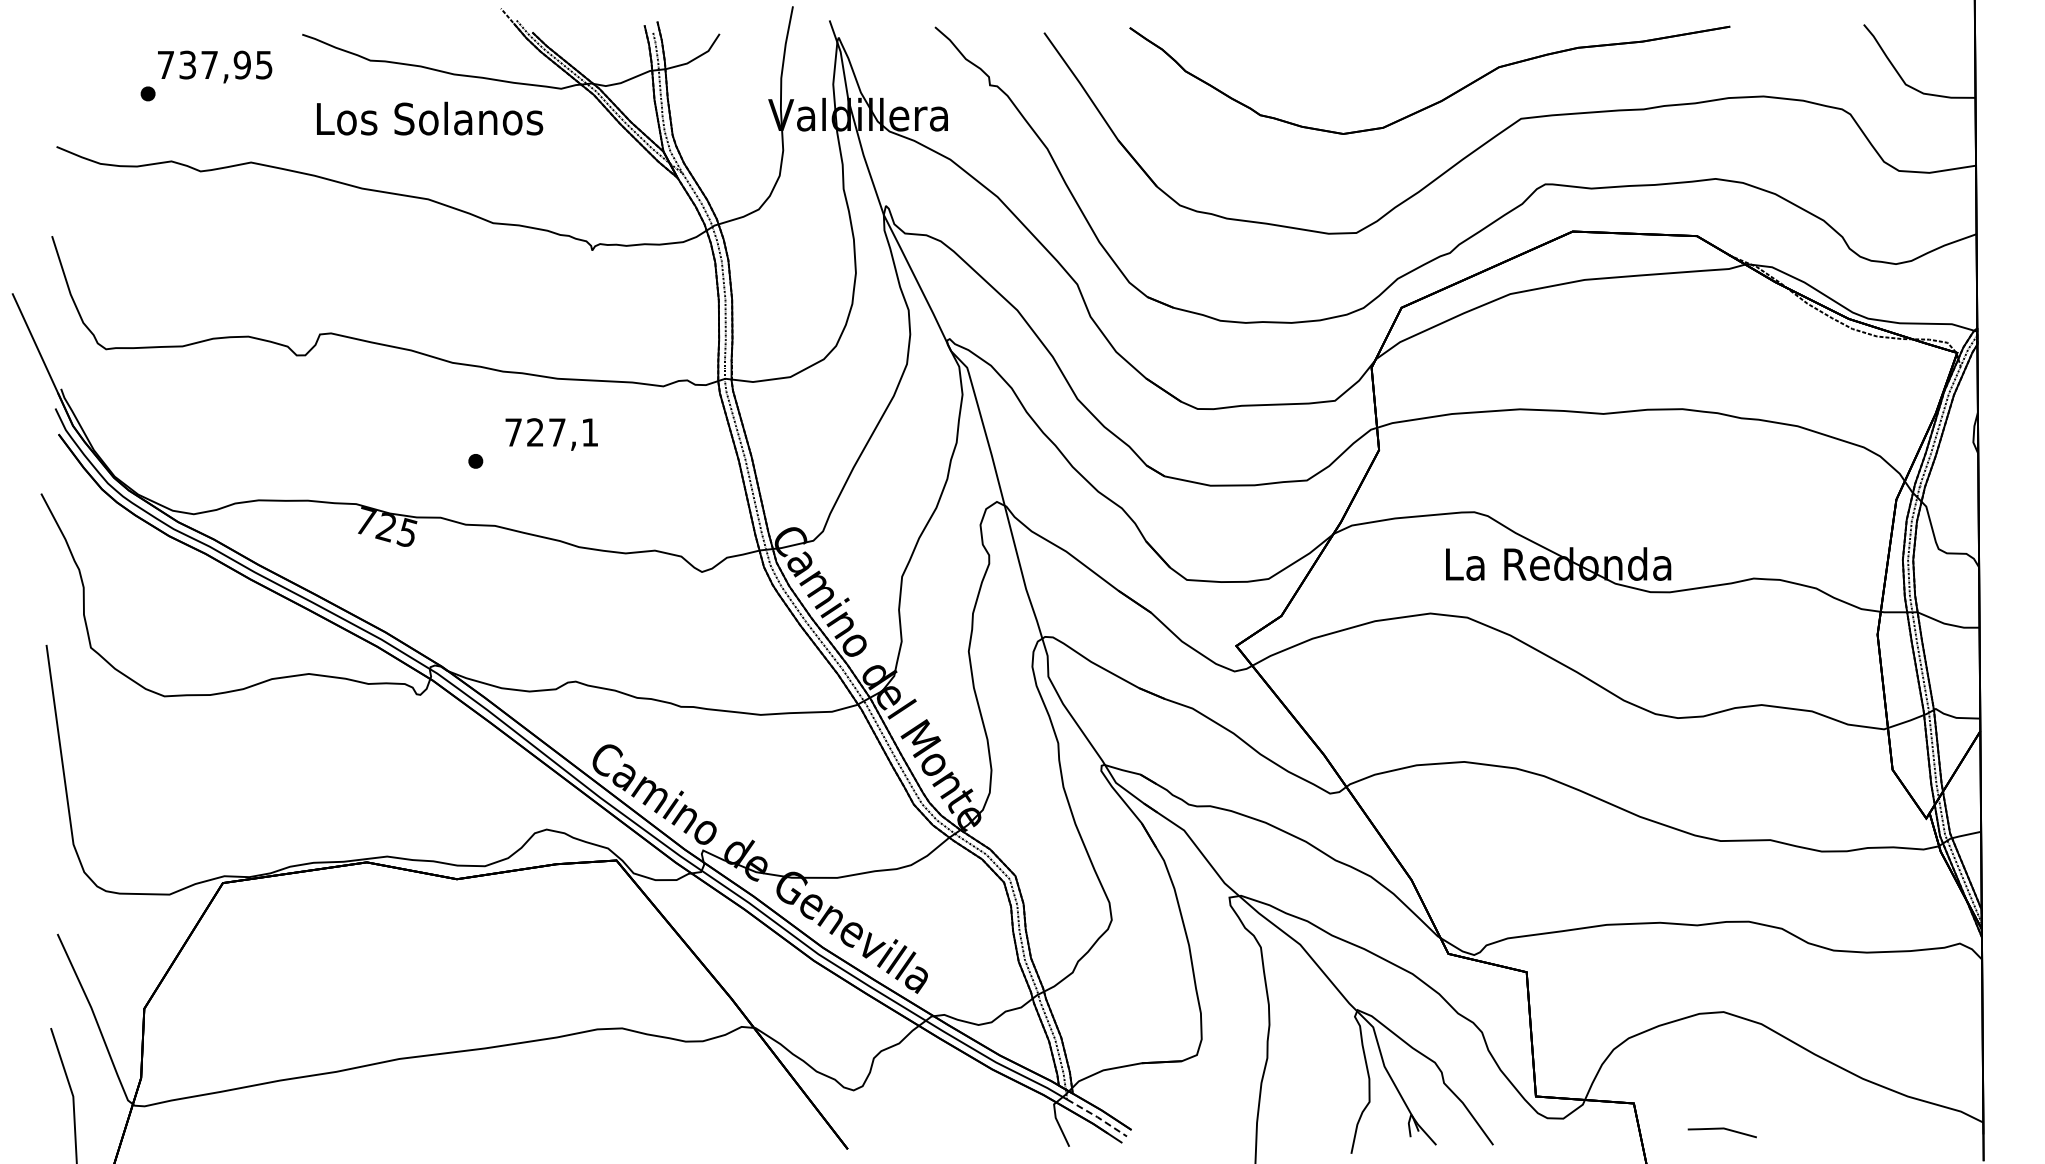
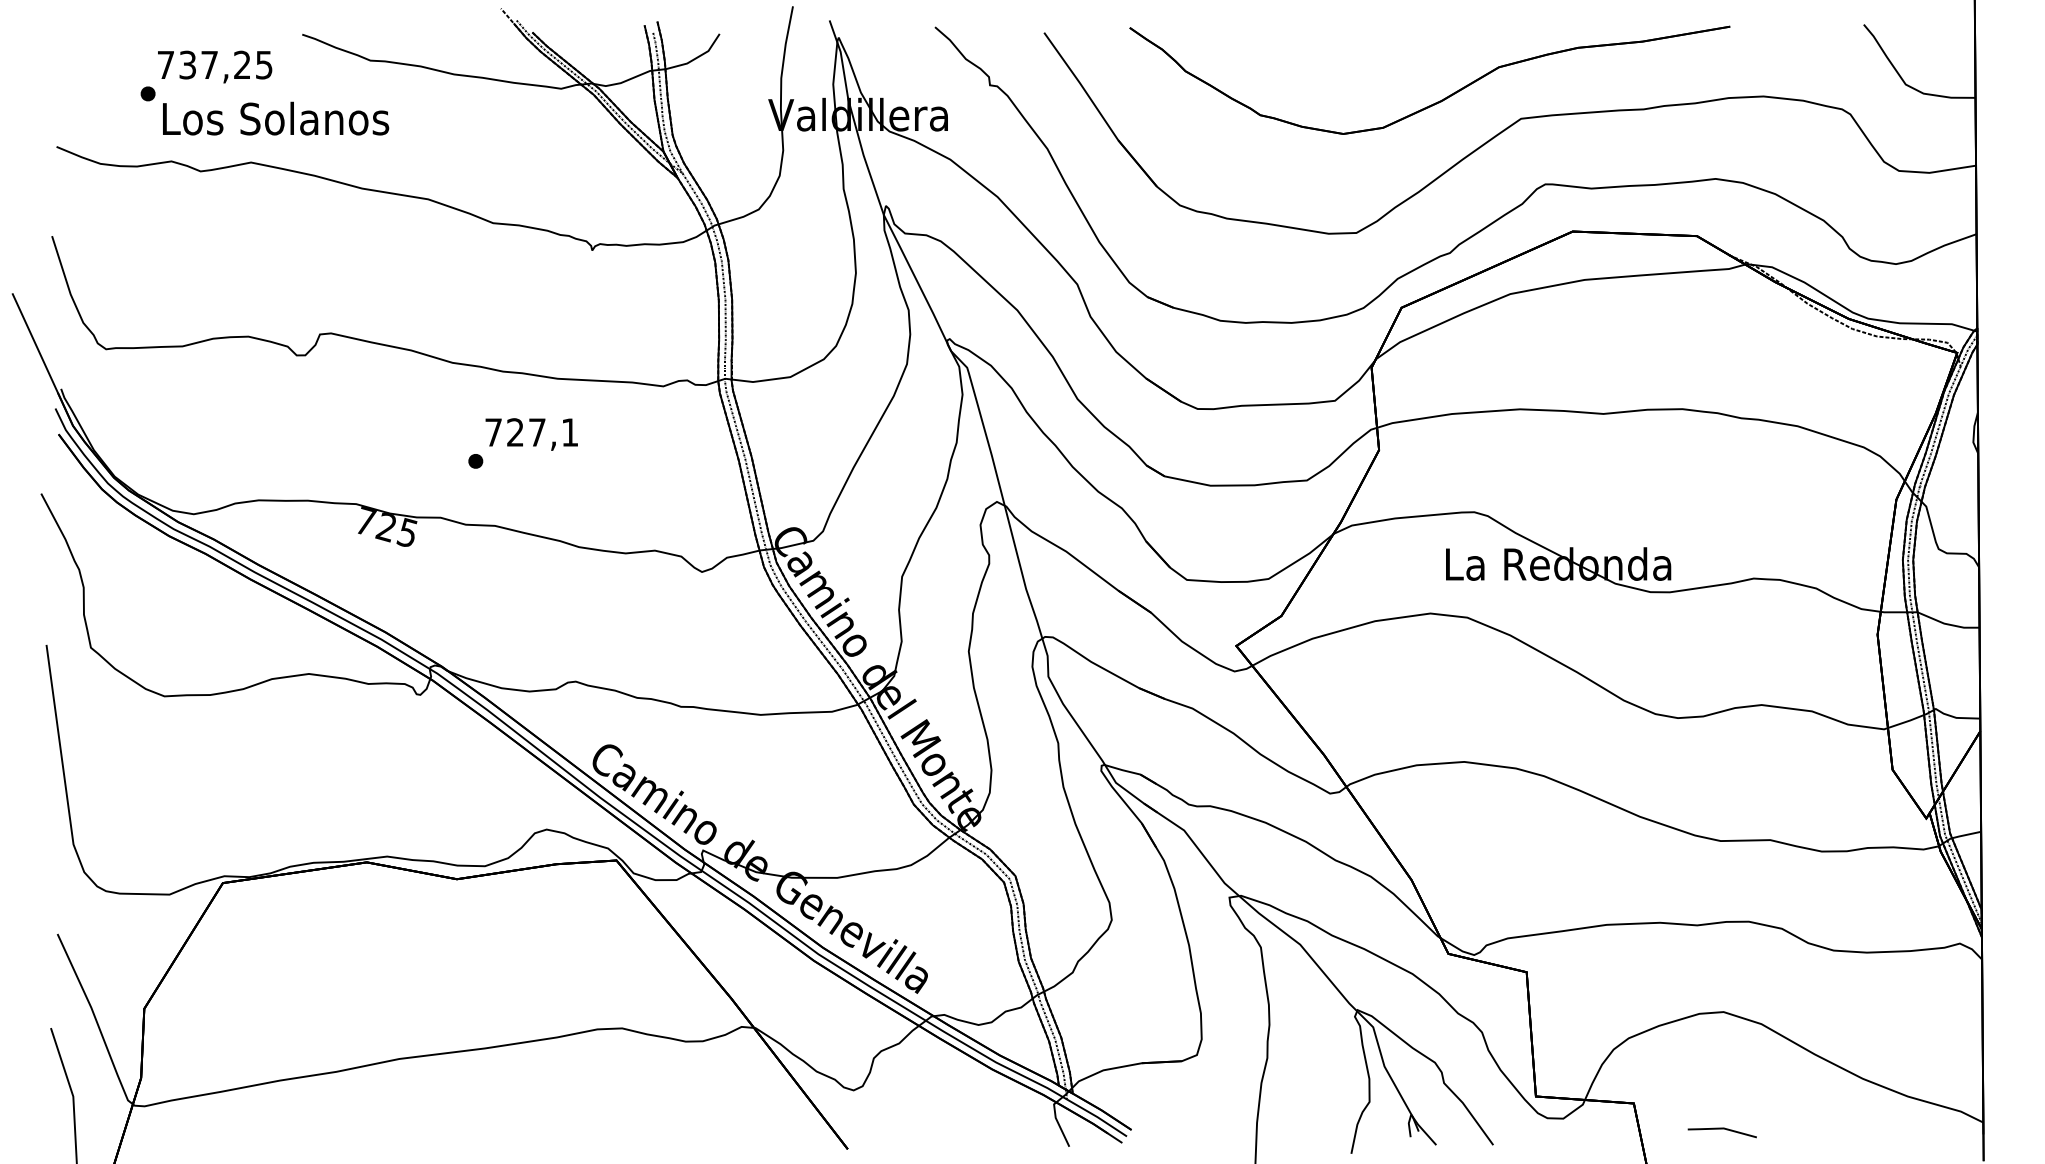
text: 737,95 -> 737,25 (241, 64)
text position: (430, 118) -> (276, 118) (276, 118)
text position: (551, 434) -> (531, 434) (531, 434)
line: dashed -> solid (1097, 1117)
